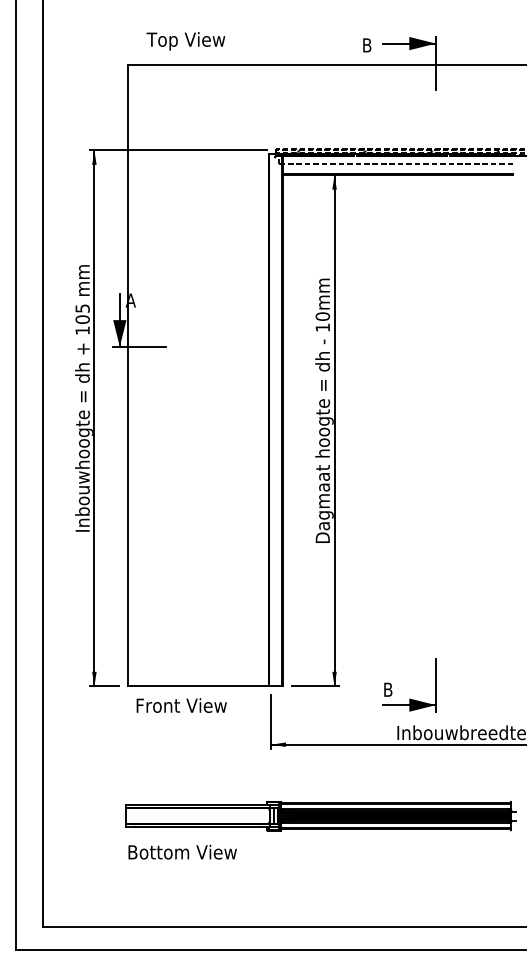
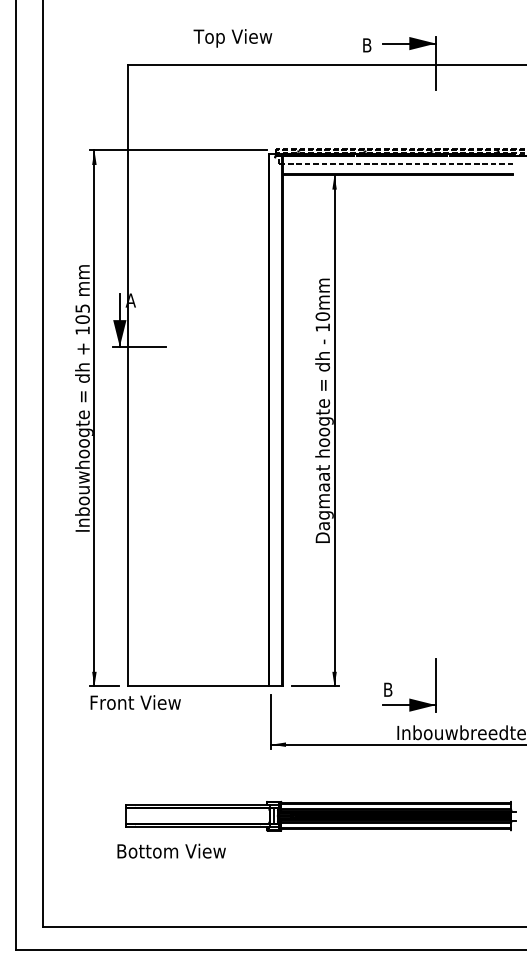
text position: (185, 41) -> (232, 38) (232, 38)
text position: (181, 705) -> (135, 702) (135, 702)
text position: (182, 851) -> (171, 850) (171, 850)
